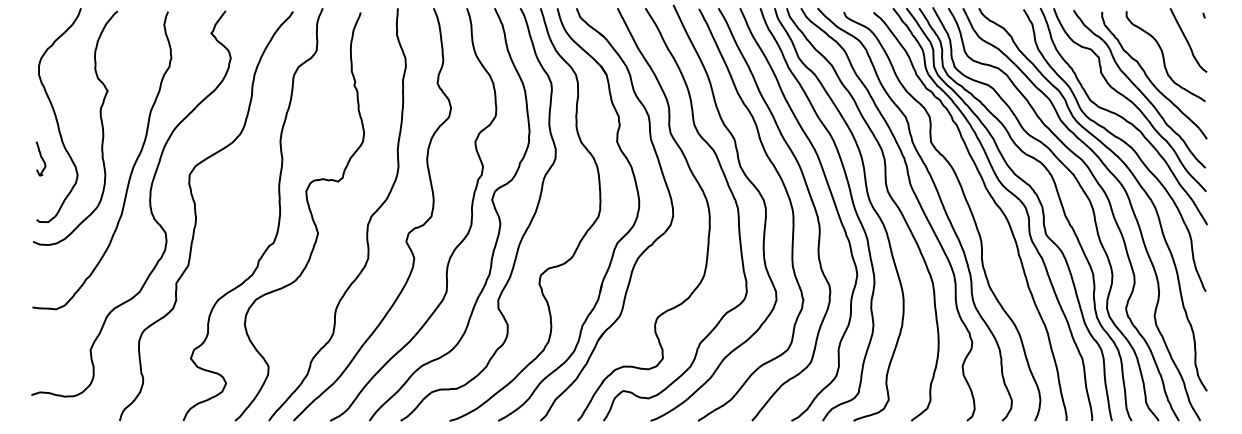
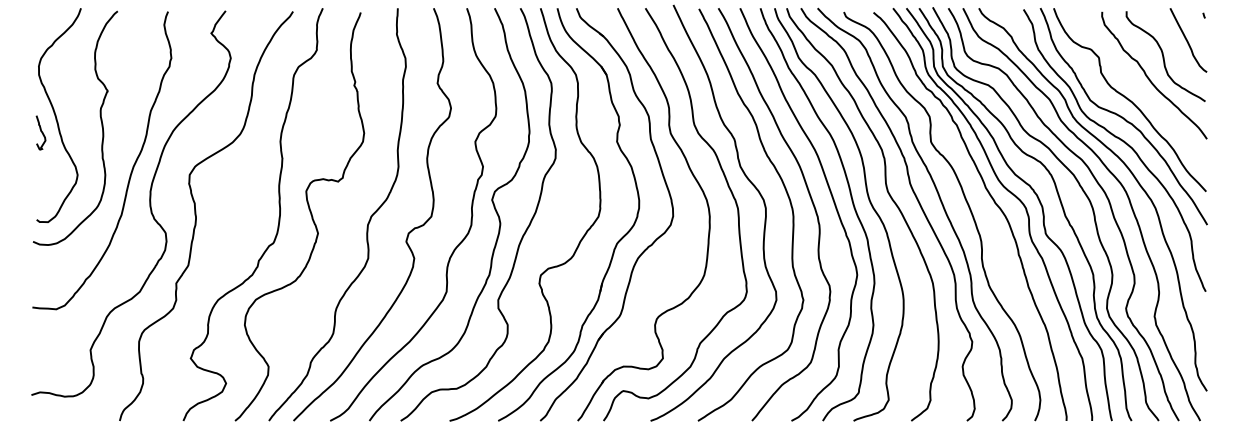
curve: present -> none (1139, 88)
curve position: (40, 157) -> (40, 131) (40, 131)
